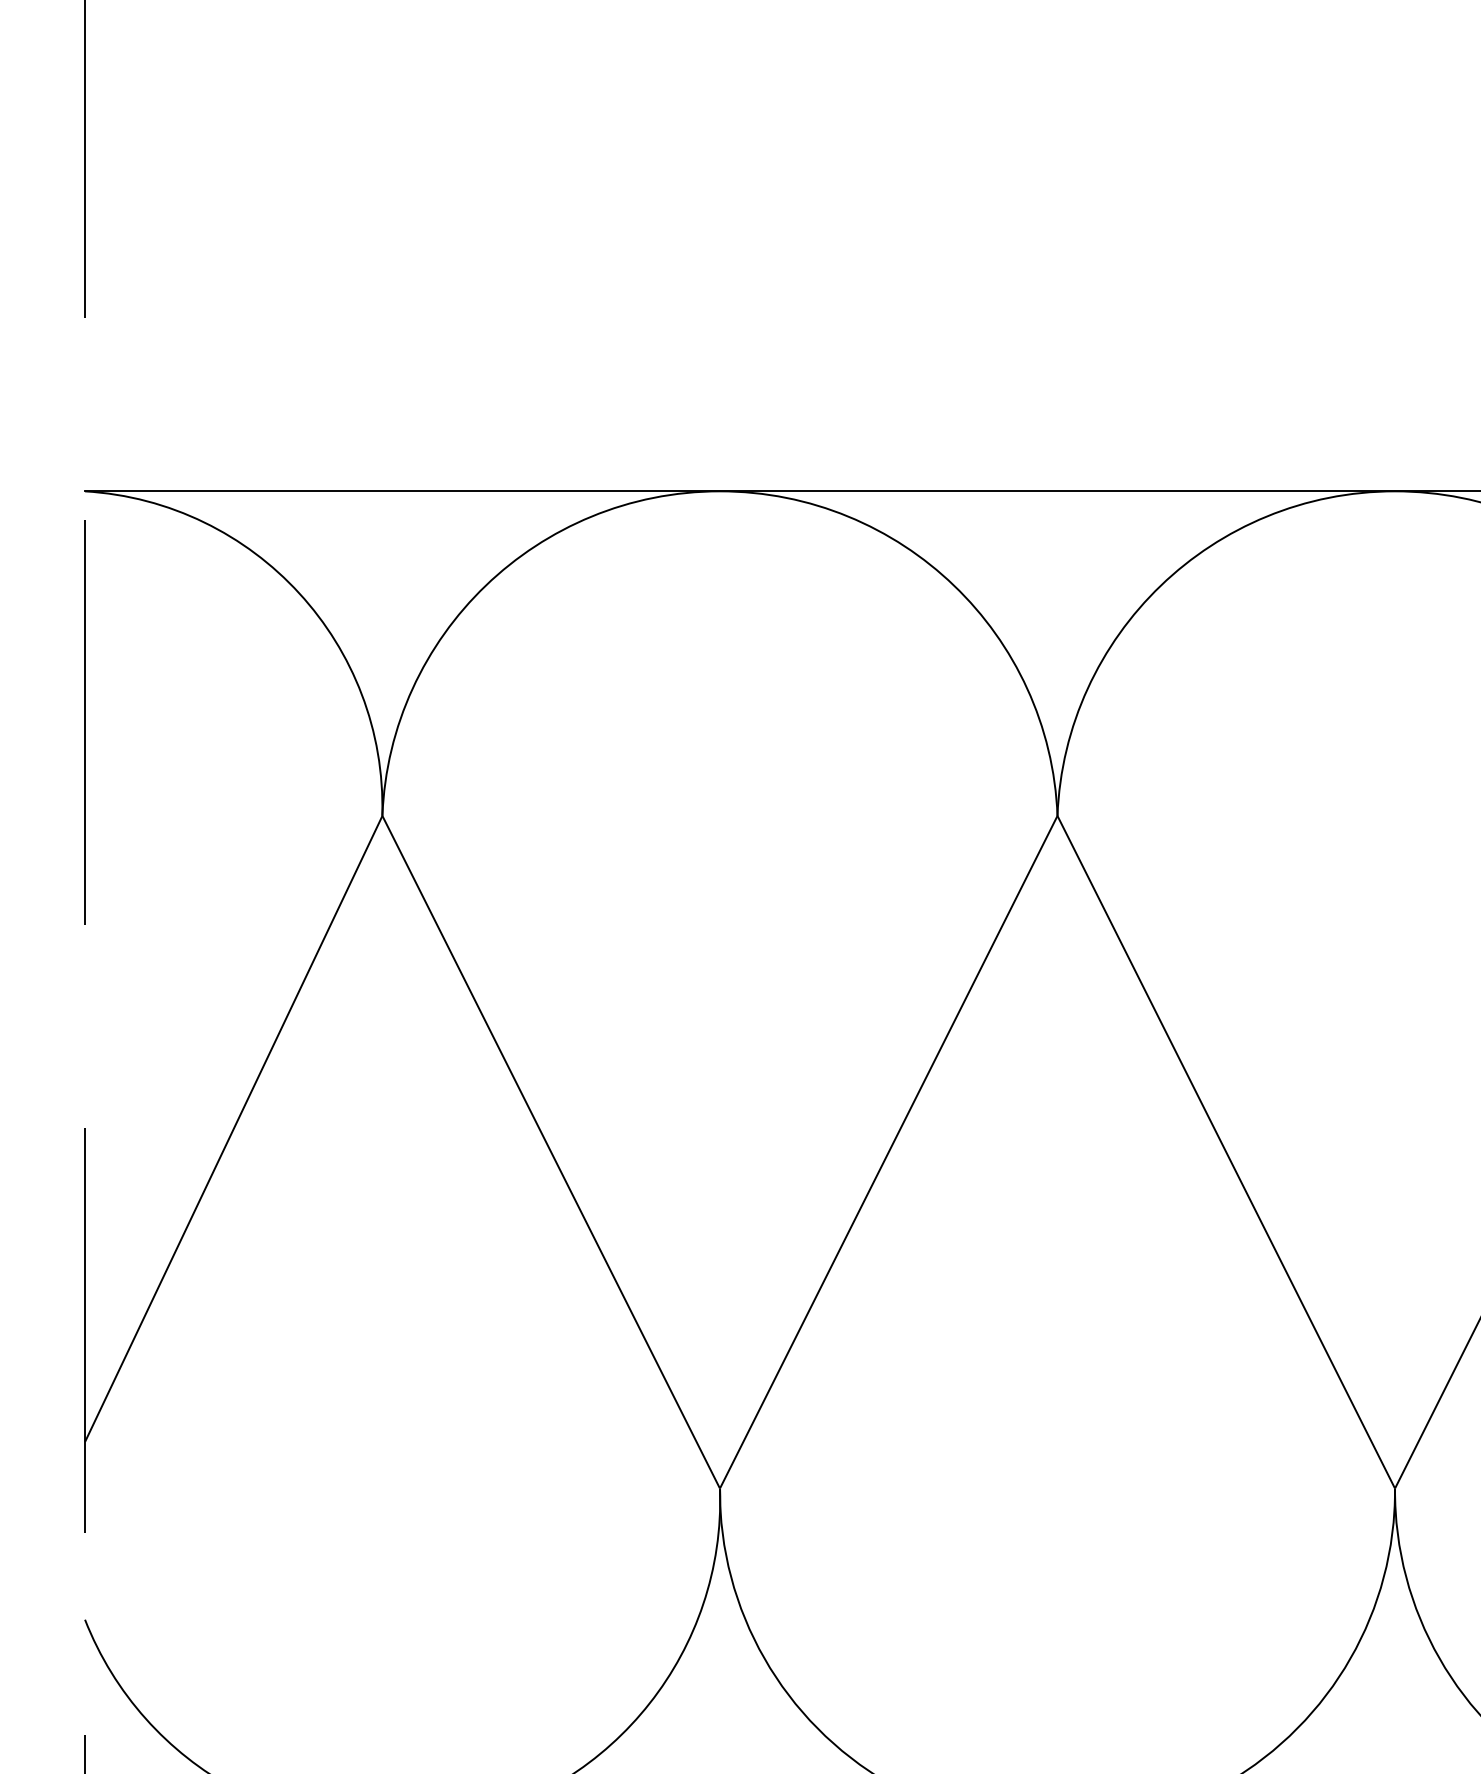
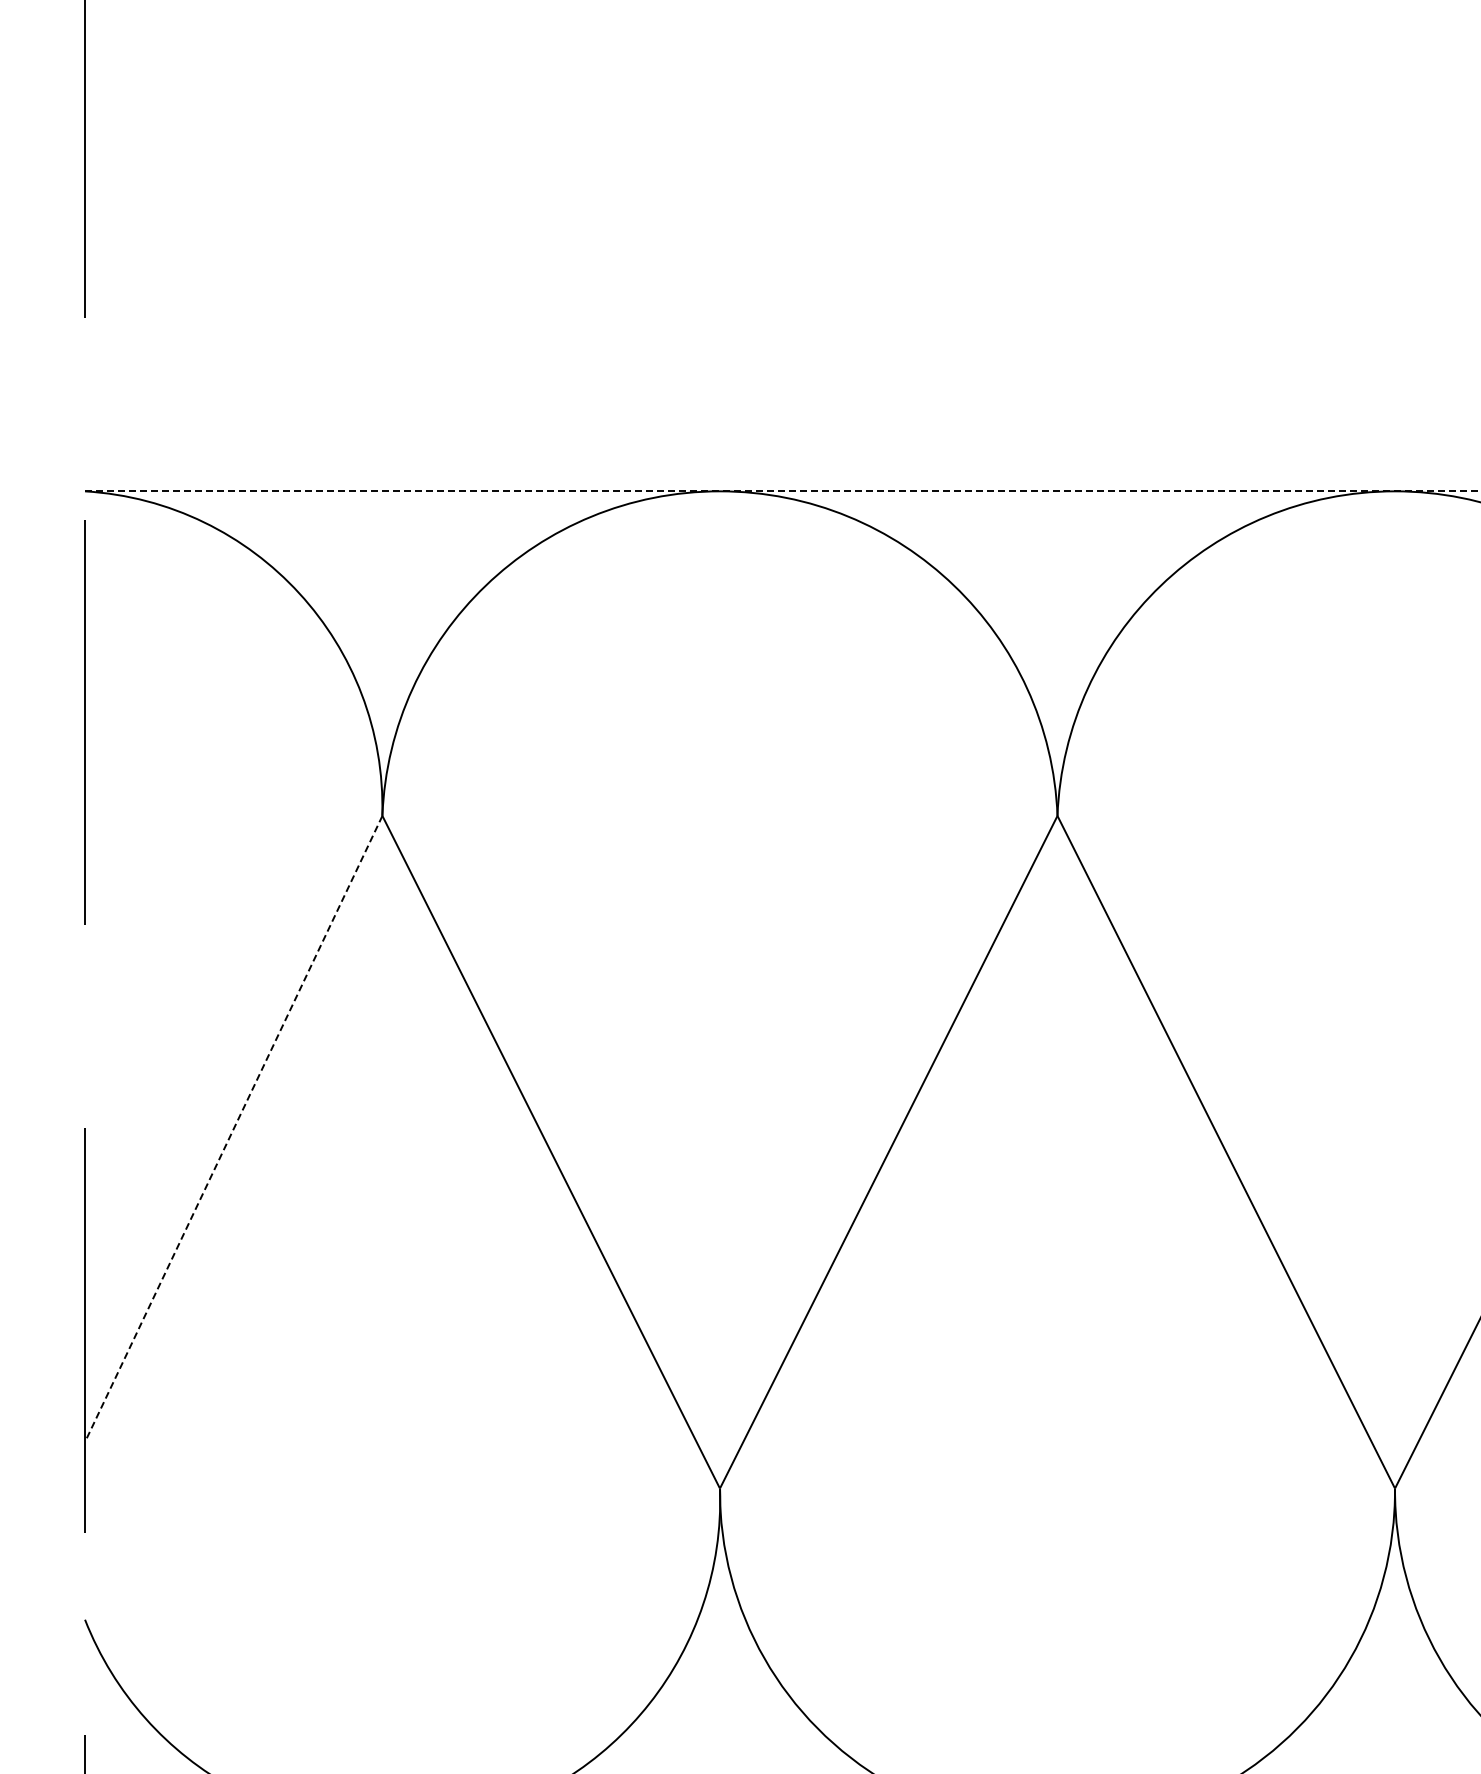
line: solid -> dashed (782, 491)
line: solid -> dashed (233, 1129)
